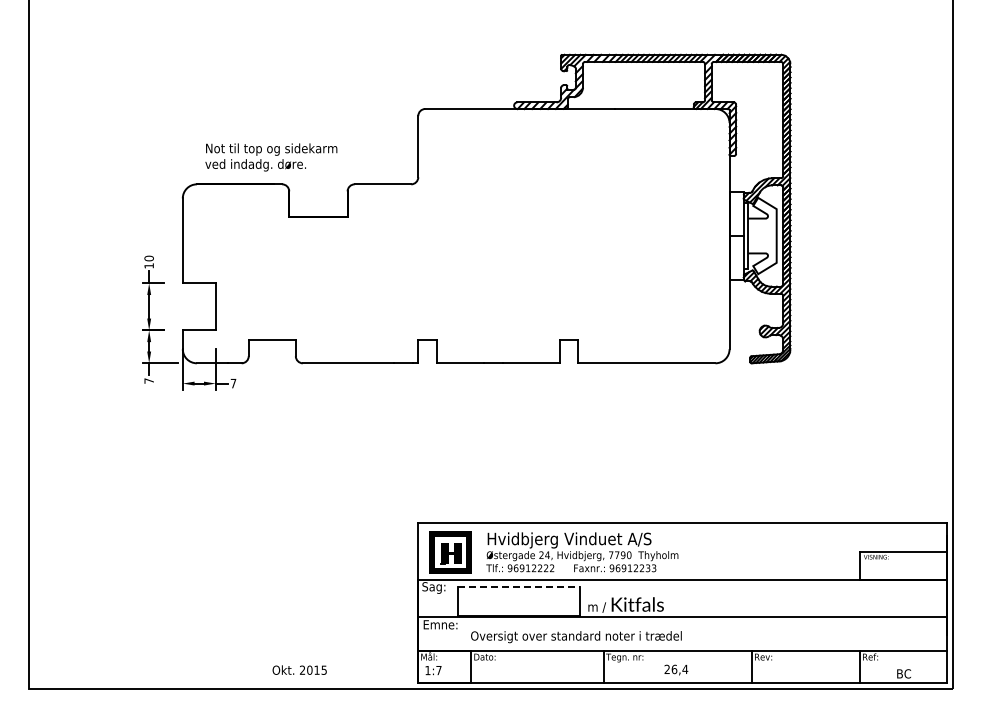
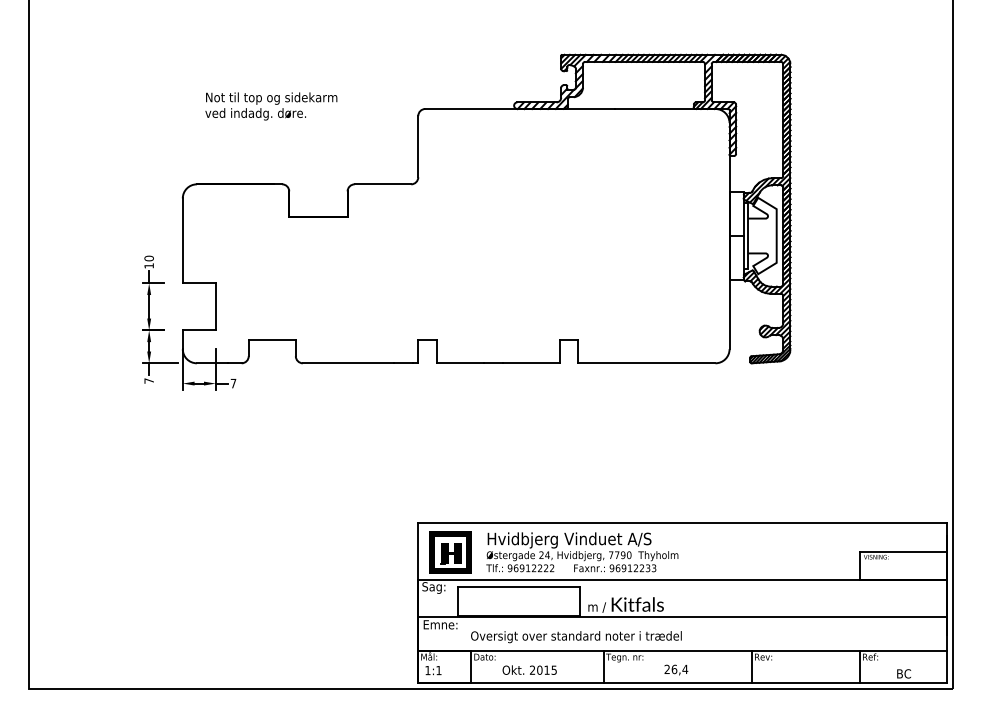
text position: (271, 157) -> (271, 106) (271, 106)
line: dashed -> solid (519, 587)
text position: (299, 669) -> (529, 669) (529, 669)
text: 1:7 -> 1:1 (438, 670)
